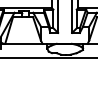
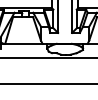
line: none -> present (48, 84)
